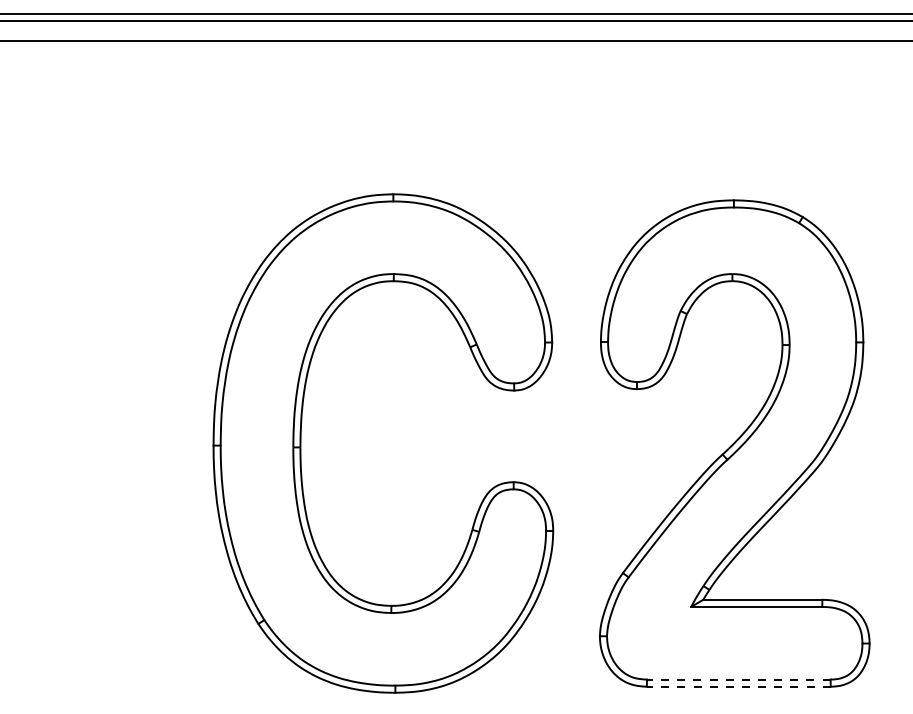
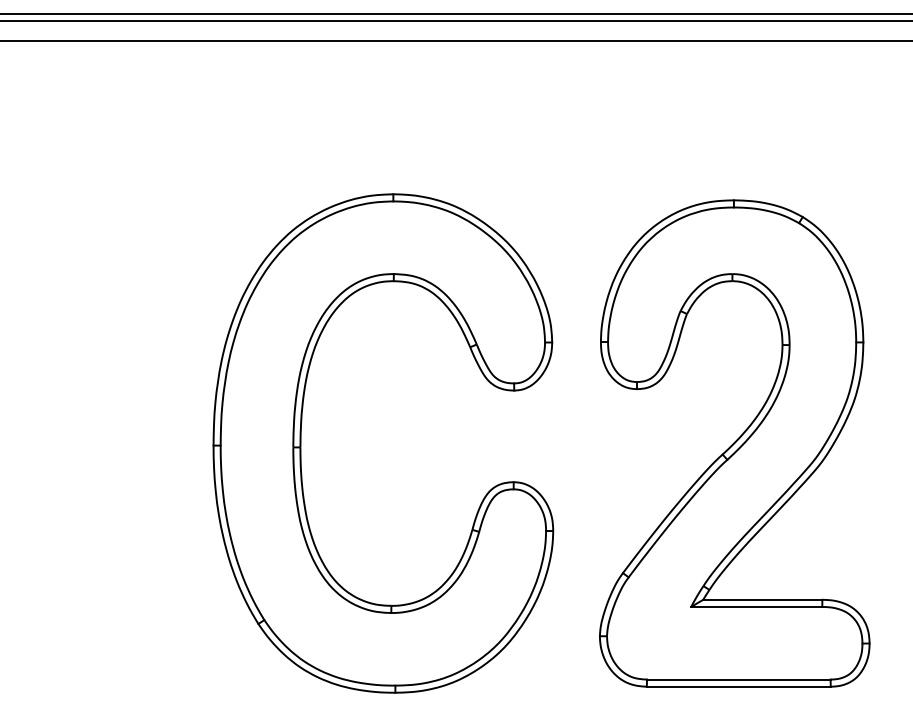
line: dashed -> solid (738, 679)
line: dashed -> solid (738, 686)
